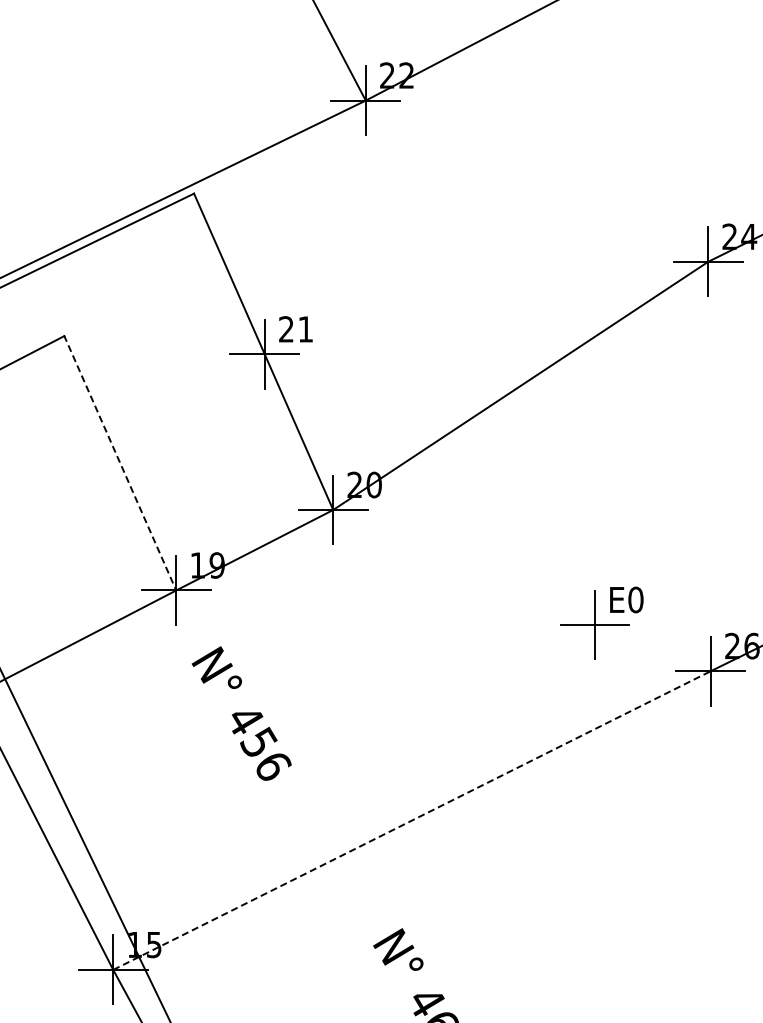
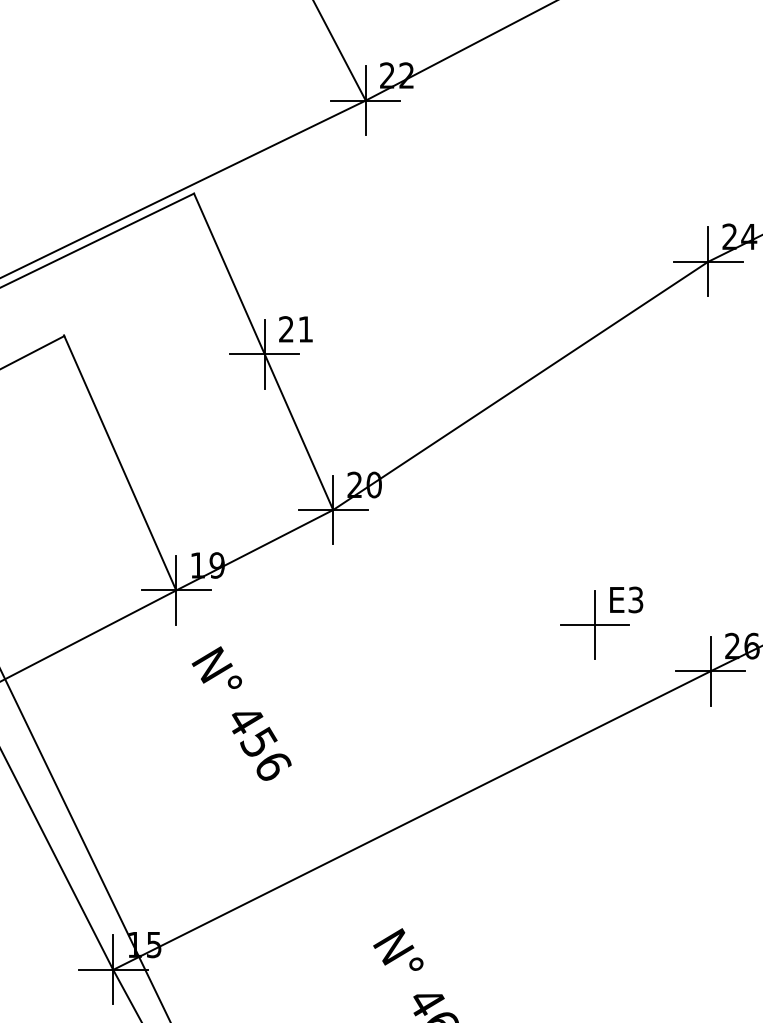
line: dashed -> solid (120, 463)
text: E0 -> E3 (635, 599)
line: dashed -> solid (412, 820)
